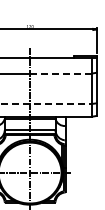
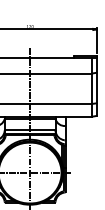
line: dashed -> solid (60, 73)
line: dashed -> solid (46, 103)
